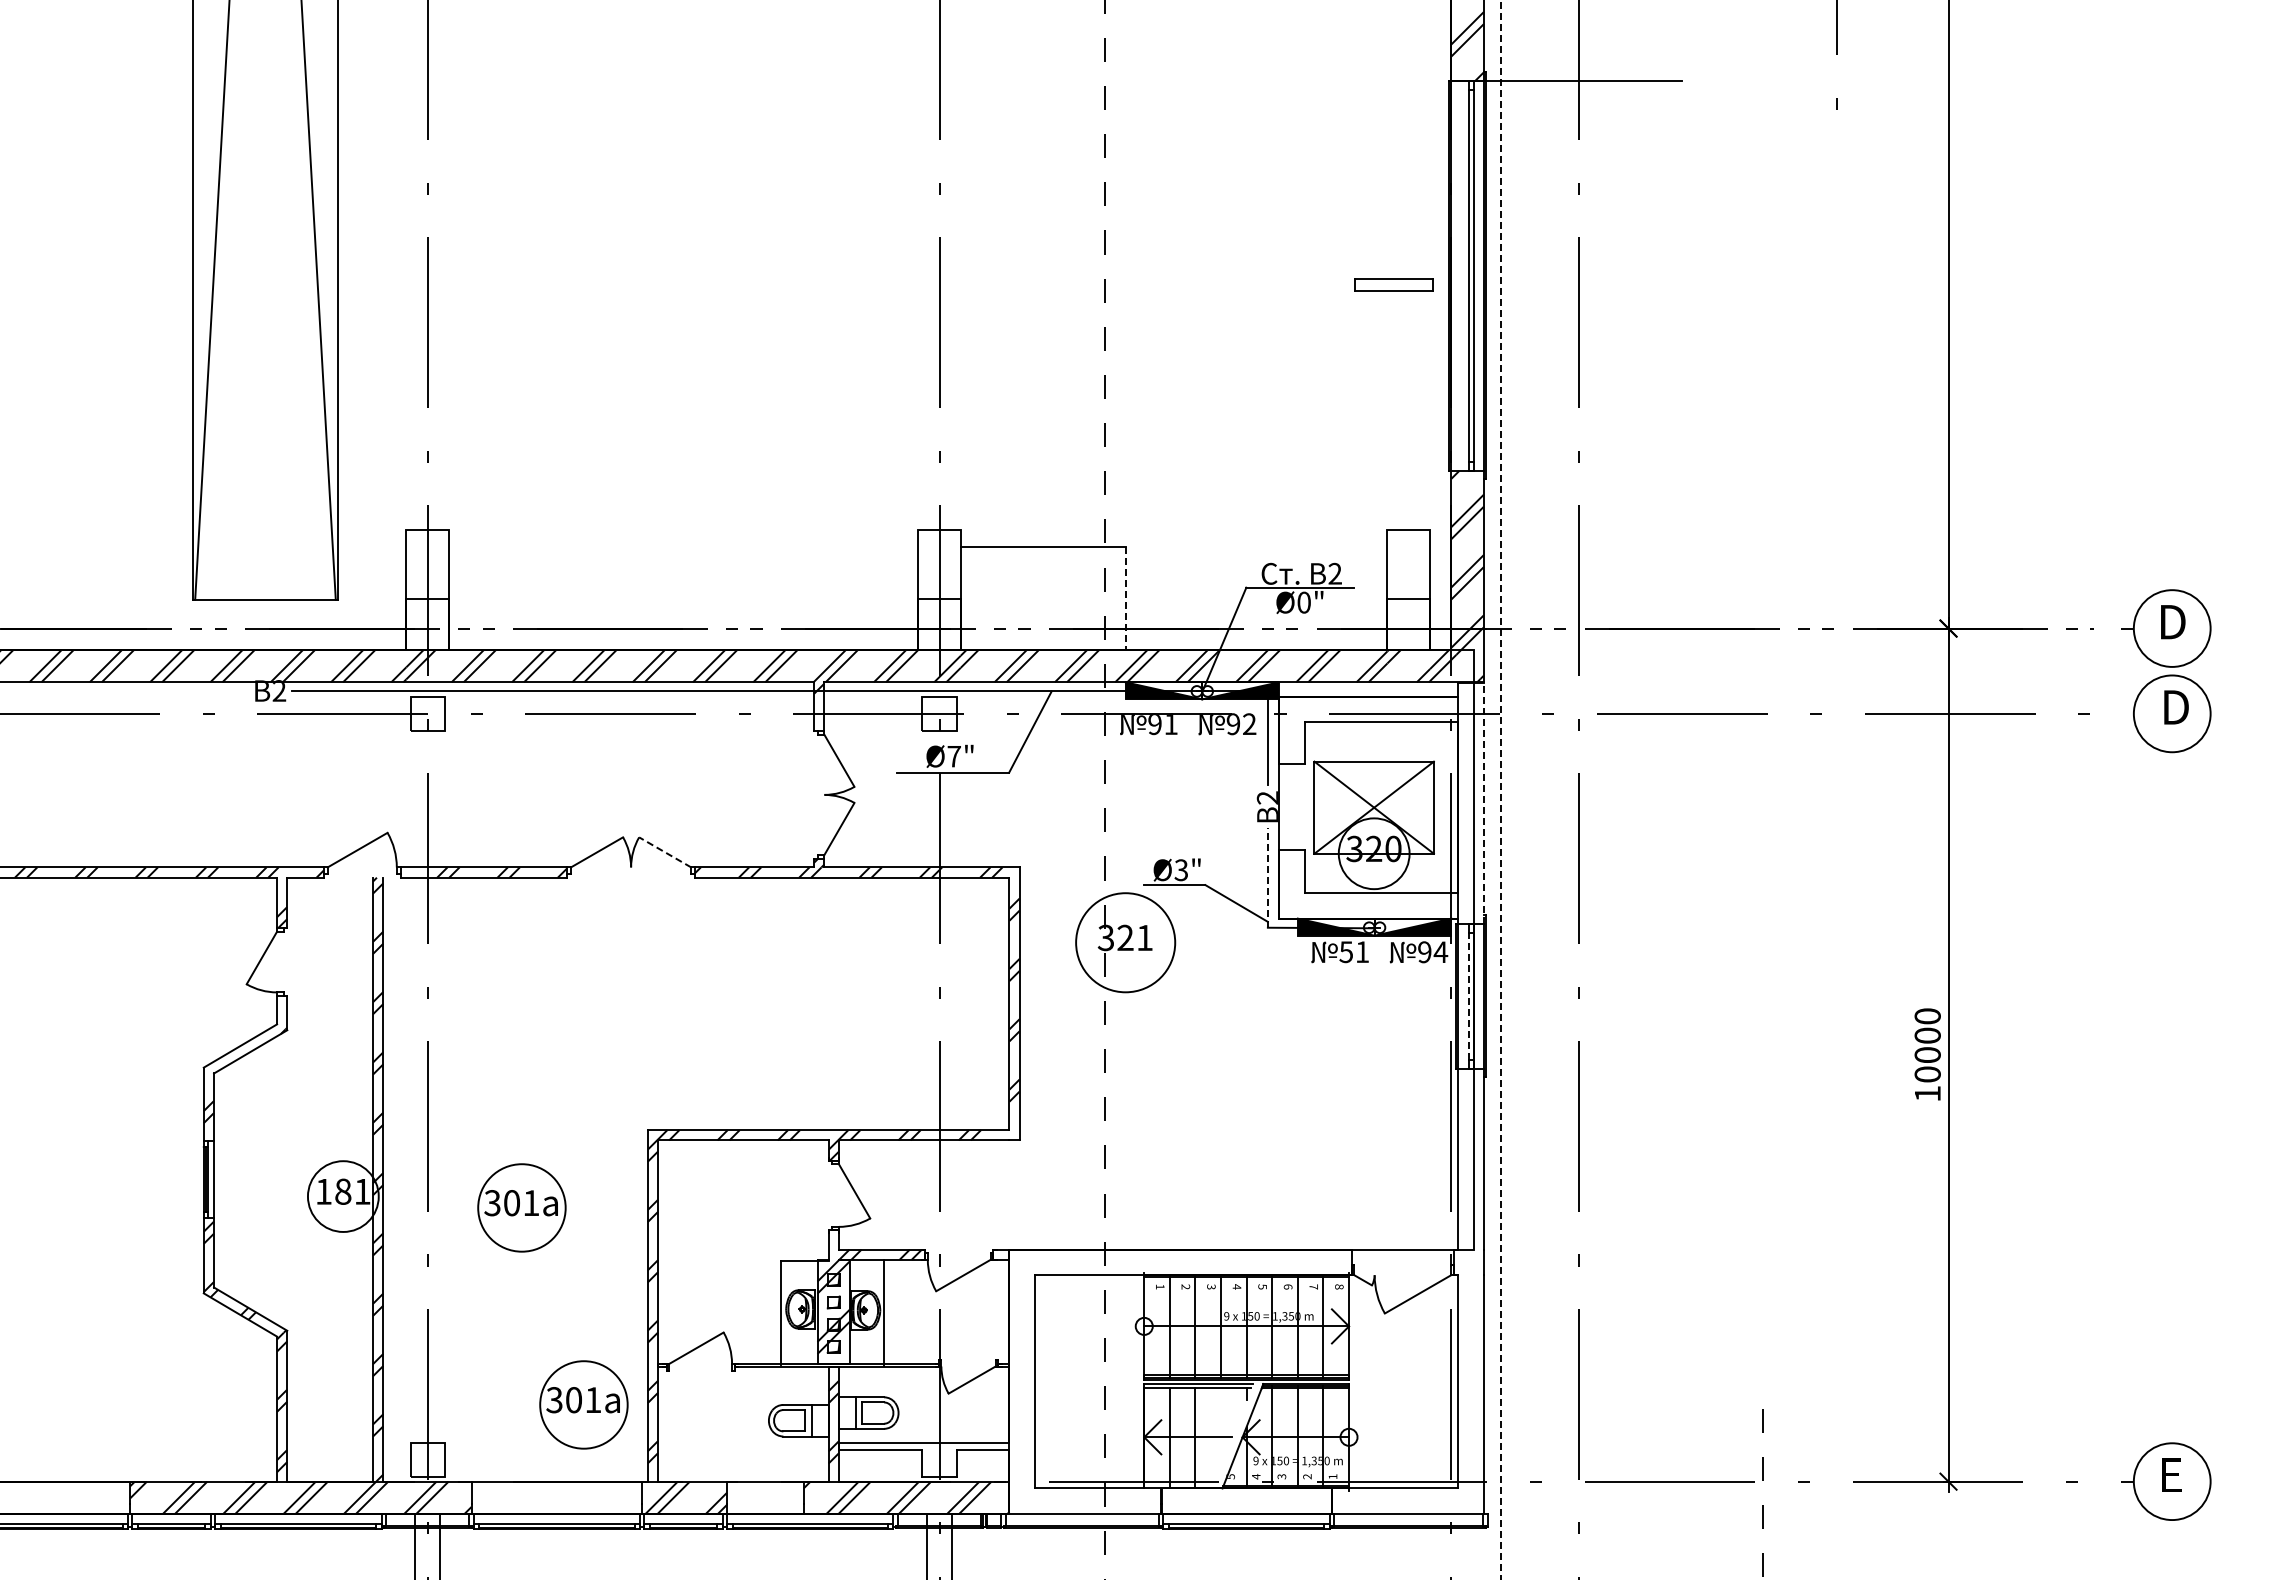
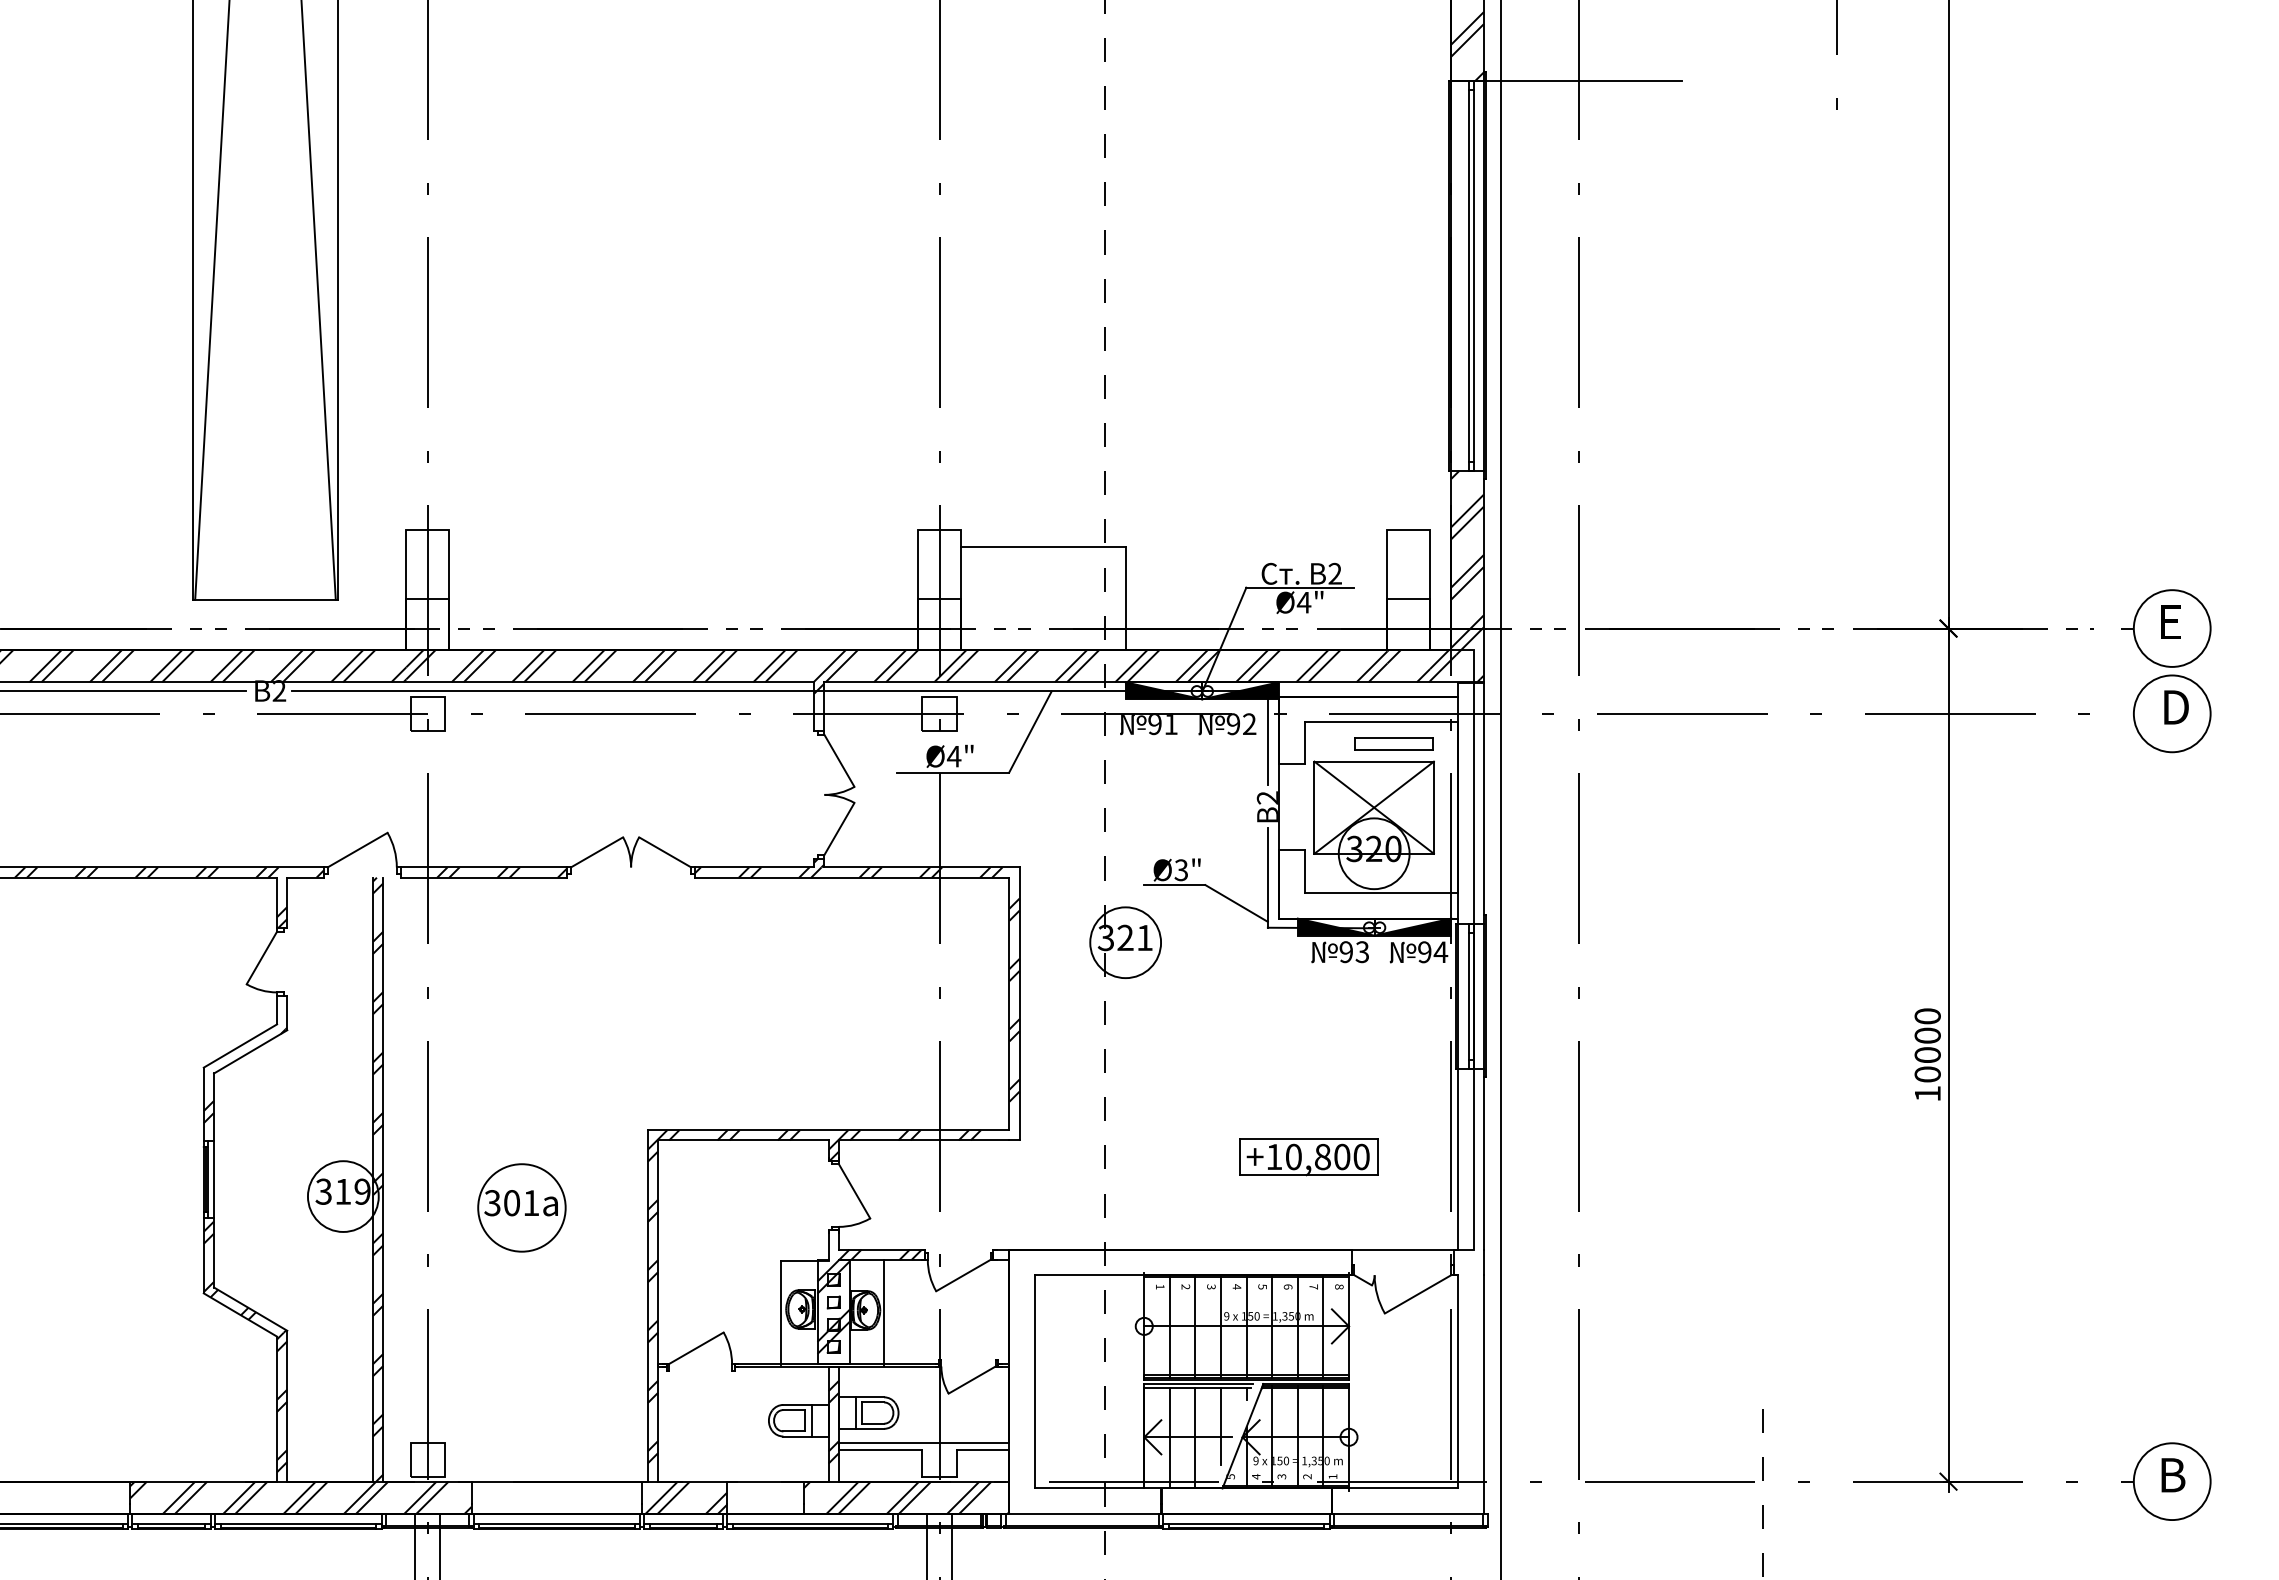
part position: (1393, 284) -> (1393, 743) (1393, 743)
line: dashed -> solid (1126, 598)
text: Ø0" -> Ø4" (1303, 602)
text: D -> E (2173, 622)
line: none -> present (124, 691)
text: Ø7" -> Ø4" (953, 756)
line: dashed -> solid (1501, 790)
line: dashed -> solid (1483, 802)
line: dashed -> solid (664, 852)
line: dashed -> solid (1267, 878)
circle diameter: 99 px -> 71 px (1125, 942)
text: 51 -> 93 (1353, 952)
line: dashed -> solid (1469, 996)
part: none -> present (1308, 1157)
text: 181 -> 319 (342, 1191)
part: present -> none (583, 1404)
line: none -> present (1221, 1426)
text: E -> B (2173, 1475)
